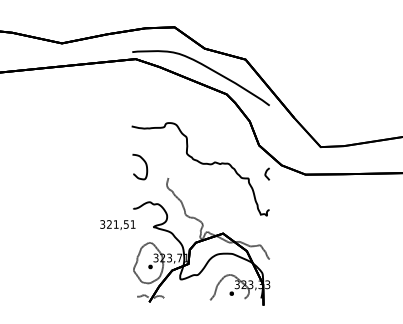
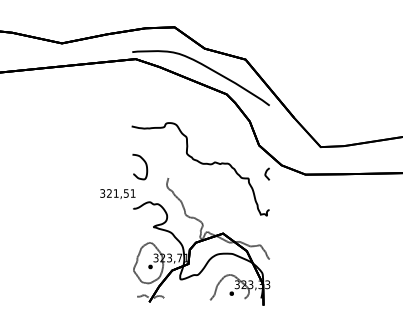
text position: (117, 224) -> (117, 193) (117, 193)
